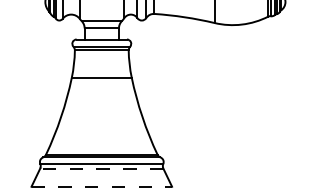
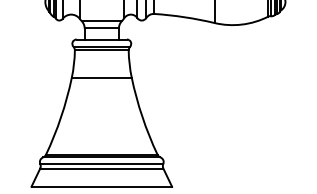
line: dashed -> solid (101, 168)
line: dashed -> solid (102, 186)
